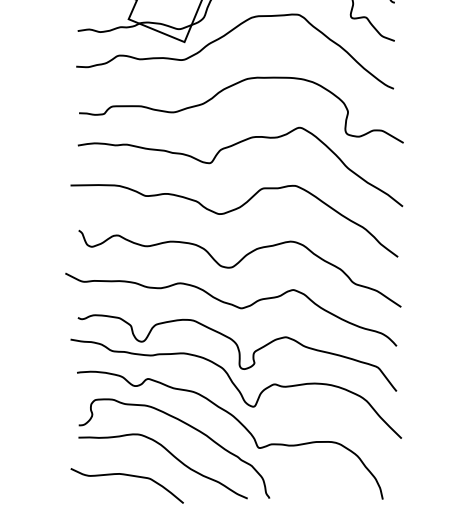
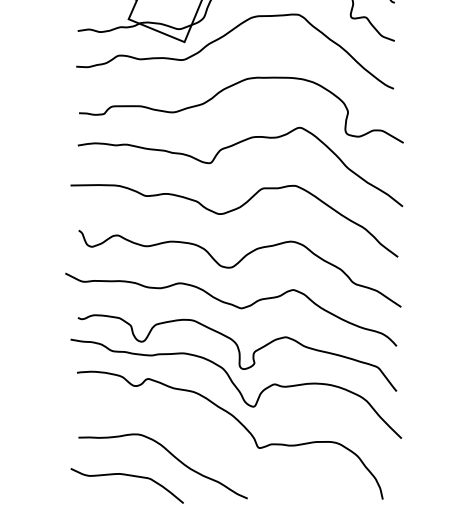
curve: present -> none (185, 424)
